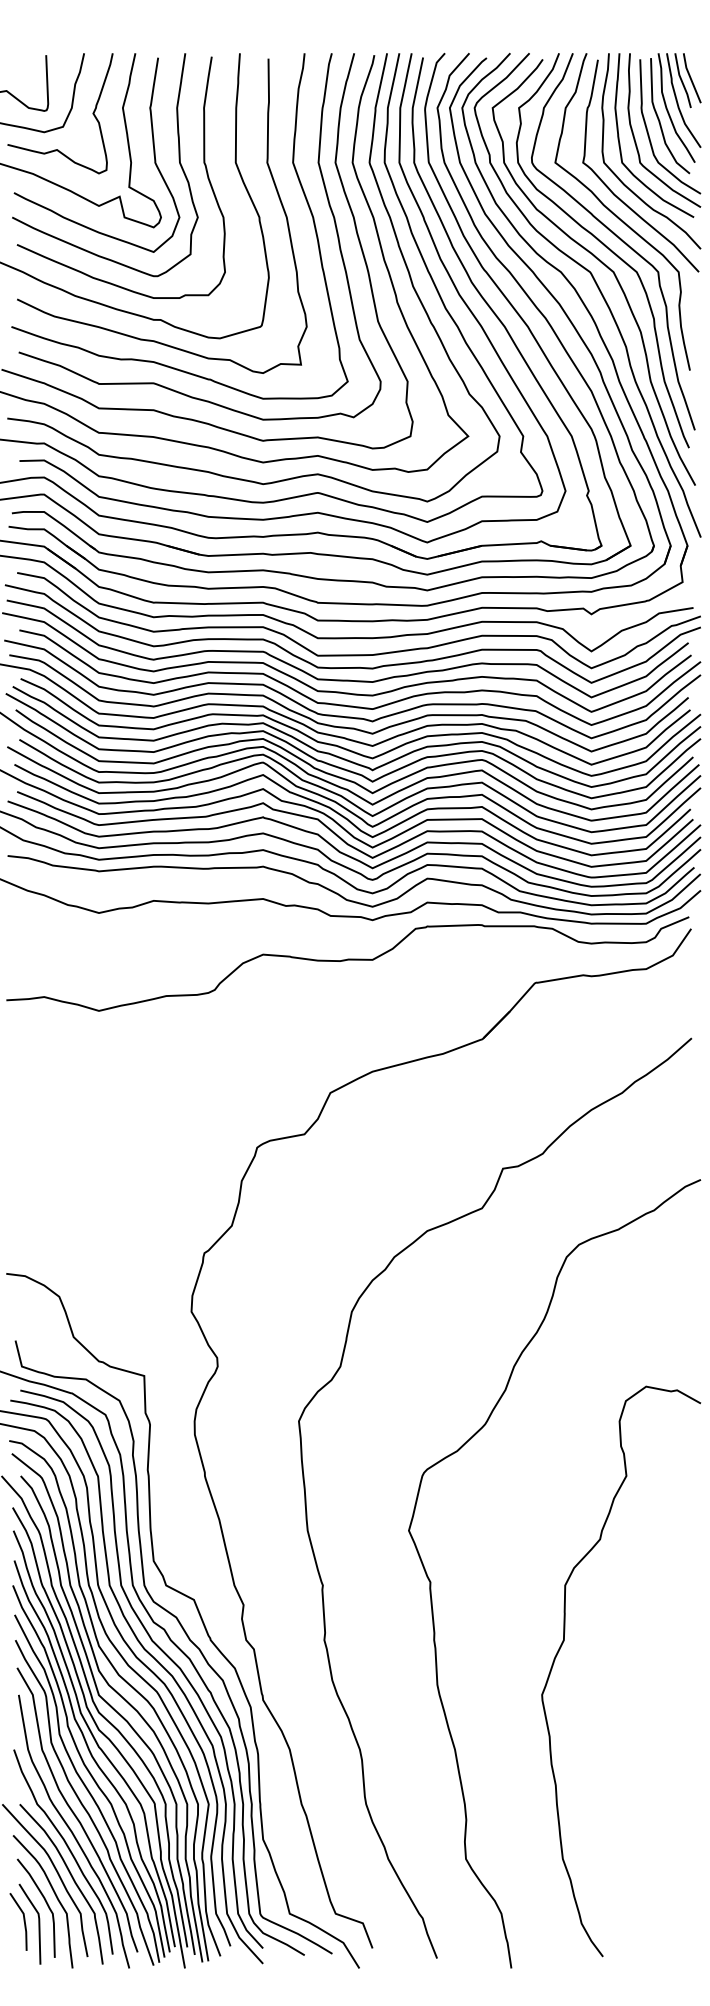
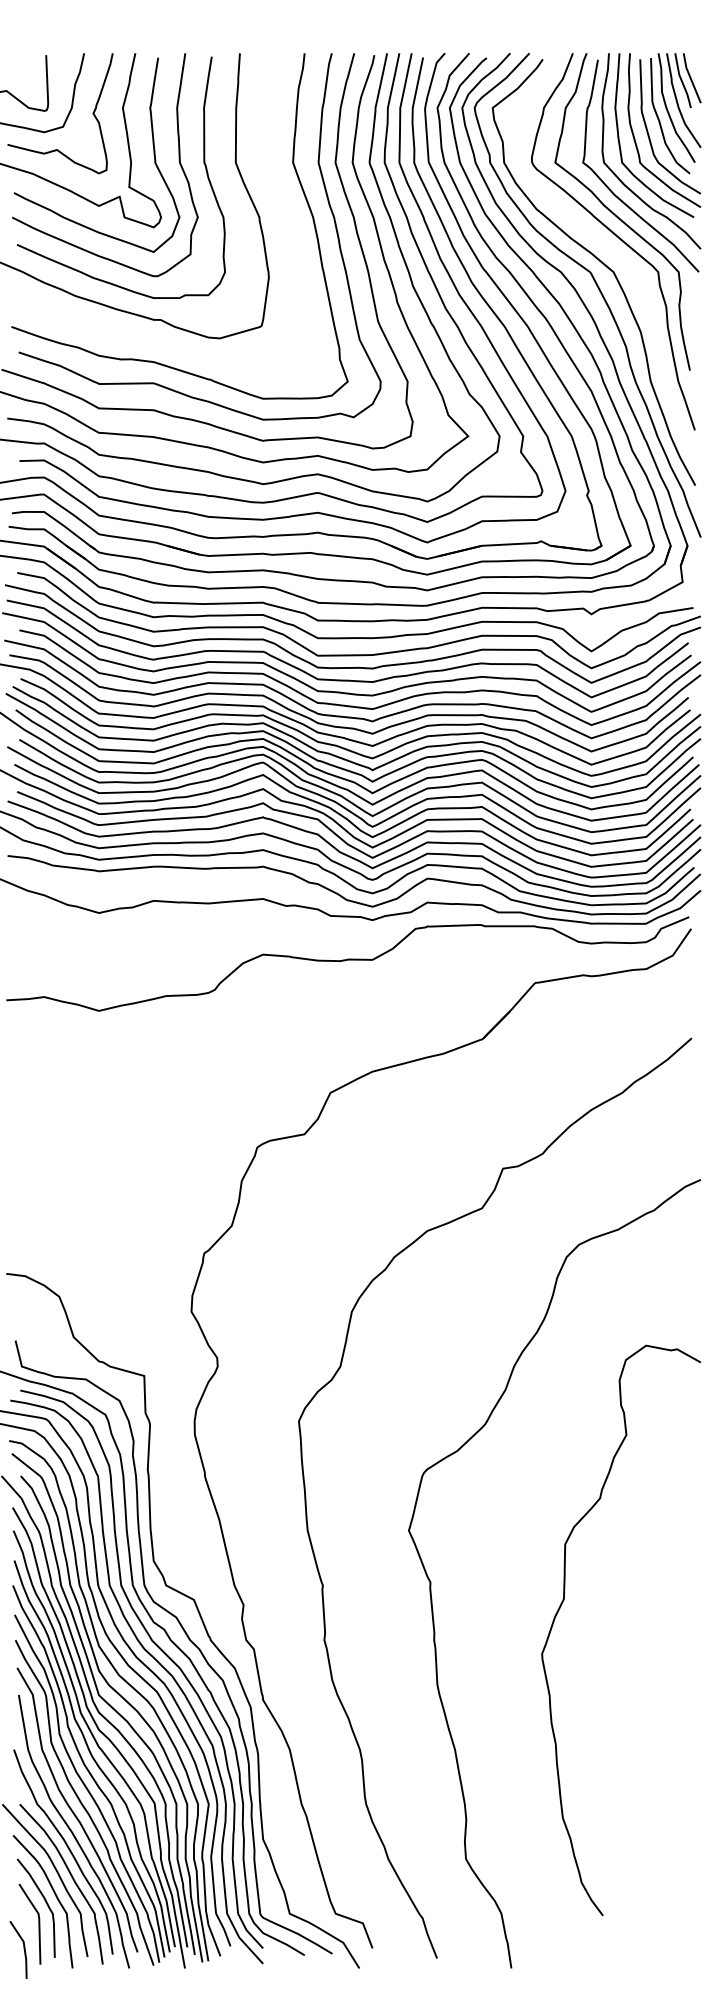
curve: present -> none (270, 175)
curve: present -> none (605, 247)
curve position: (563, 1643) -> (563, 1602) (563, 1602)
line position: (23, 1921) -> (23, 1949) (23, 1949)
